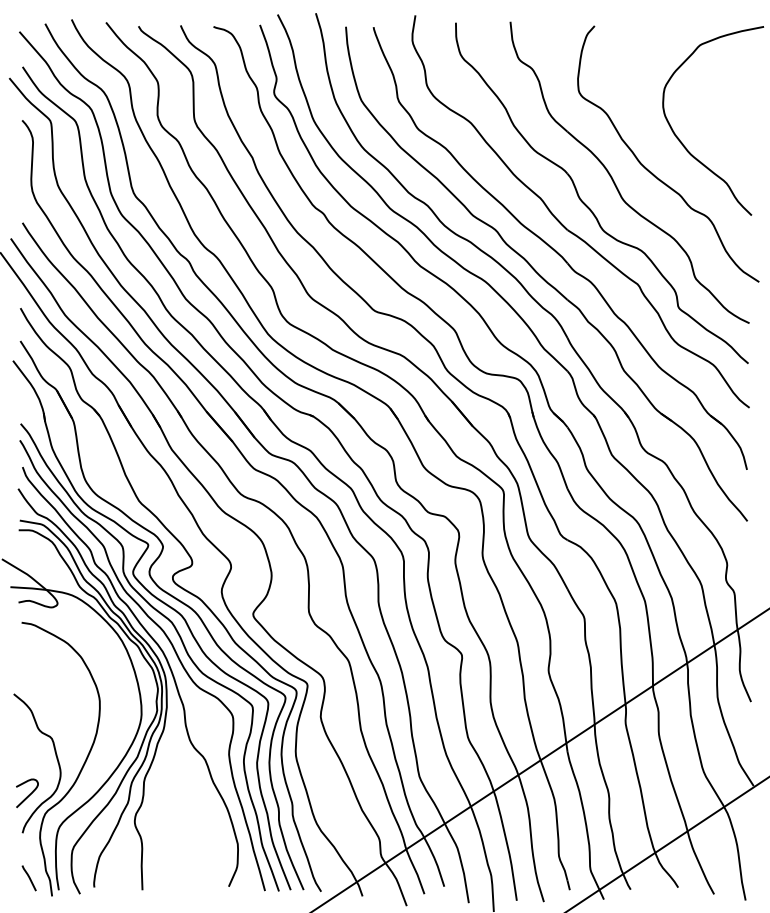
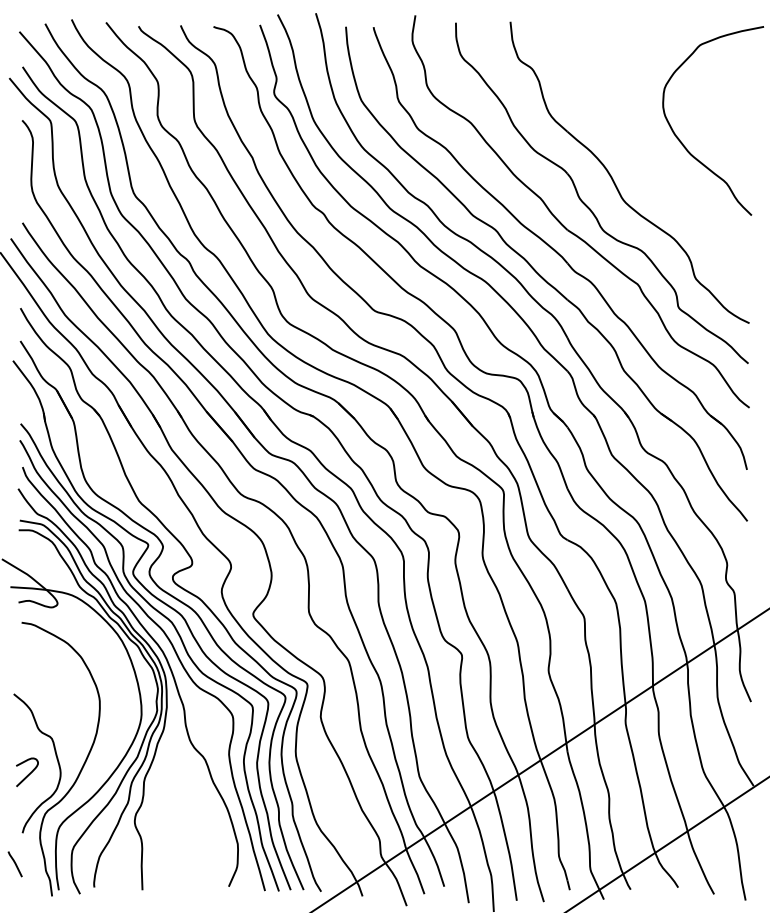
curve: present -> none (652, 172)
curve position: (28, 794) -> (28, 773) (28, 773)
line position: (28, 878) -> (14, 864) (14, 864)
